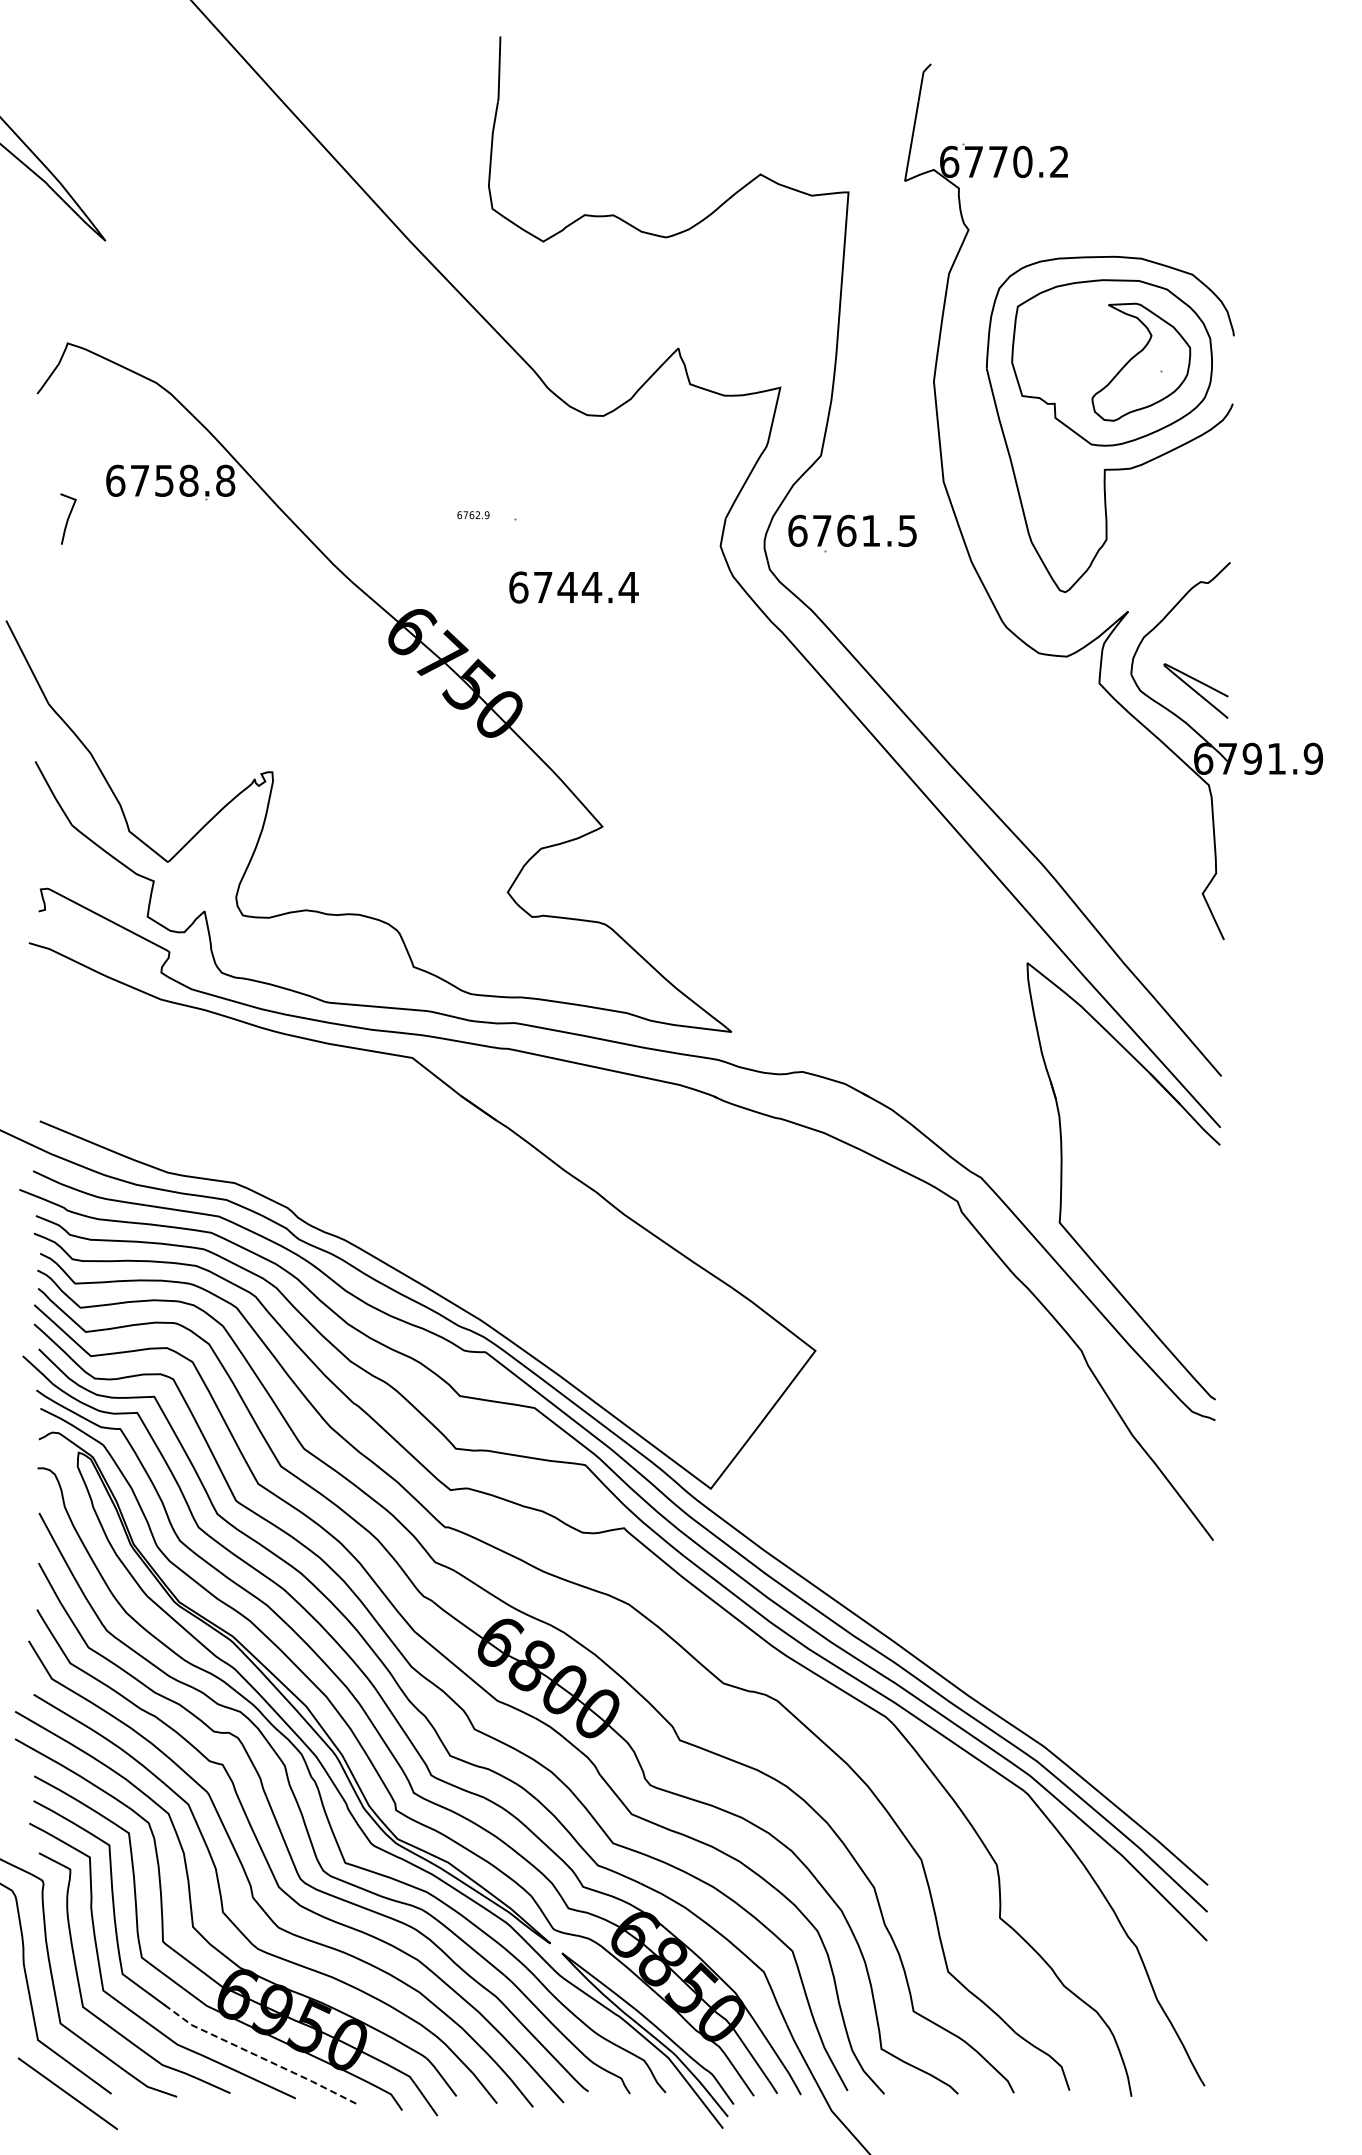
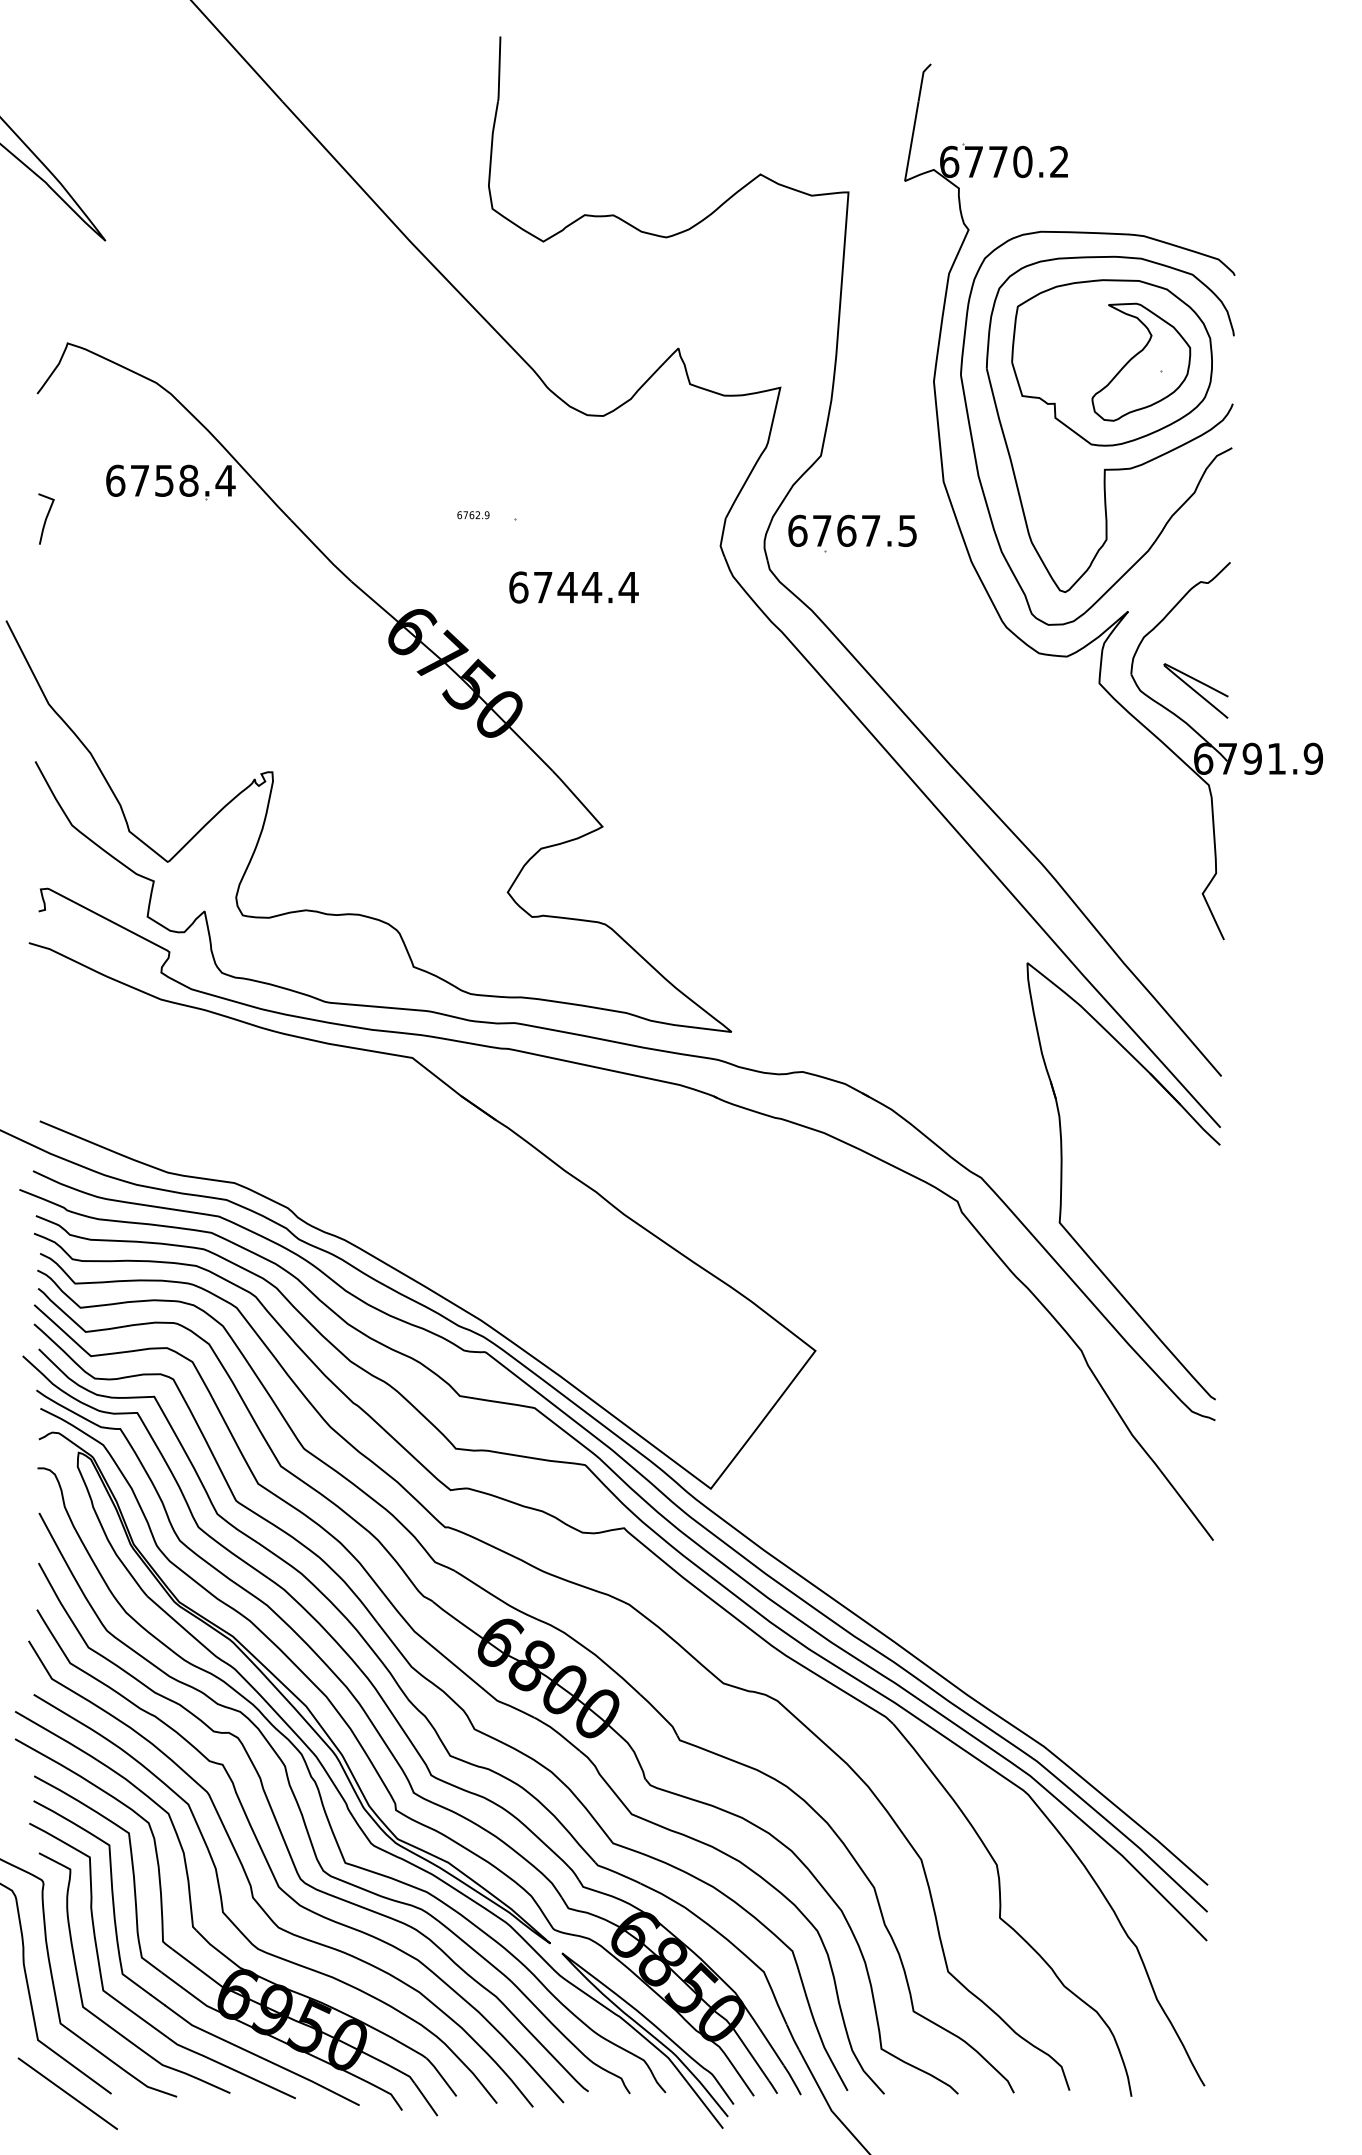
text: 6758.8 -> 6758.4 (225, 480)
part: none -> present (1180, 505)
line position: (68, 518) -> (46, 518) (46, 518)
text: 6761.5 -> 6767.5 (871, 530)
line: dashed -> solid (260, 2057)
